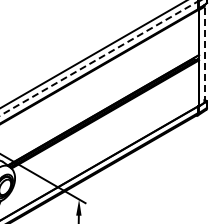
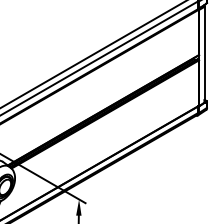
line: dashed -> solid (204, 54)
line: dashed -> solid (99, 58)
